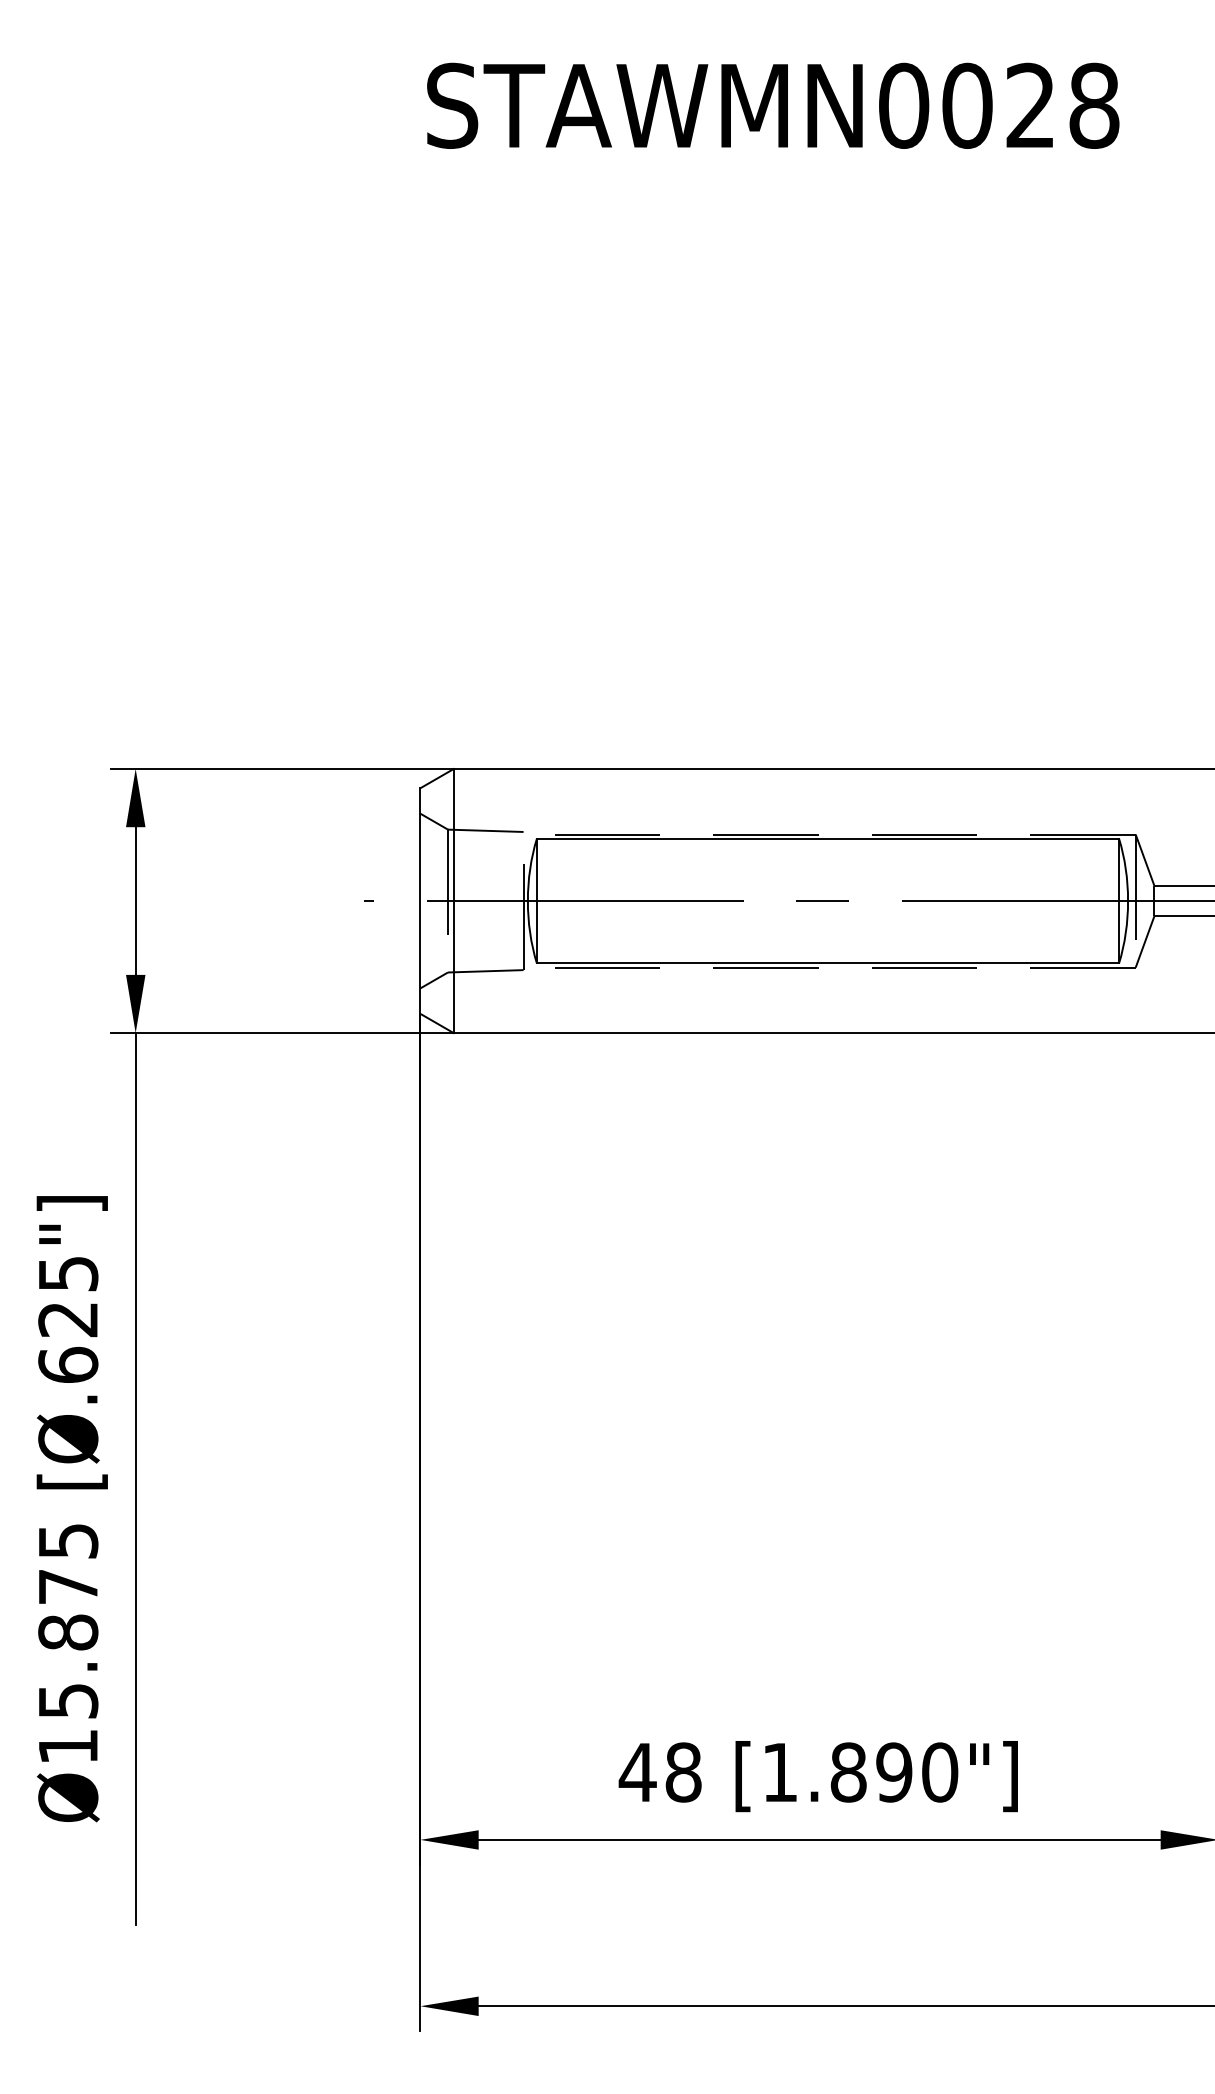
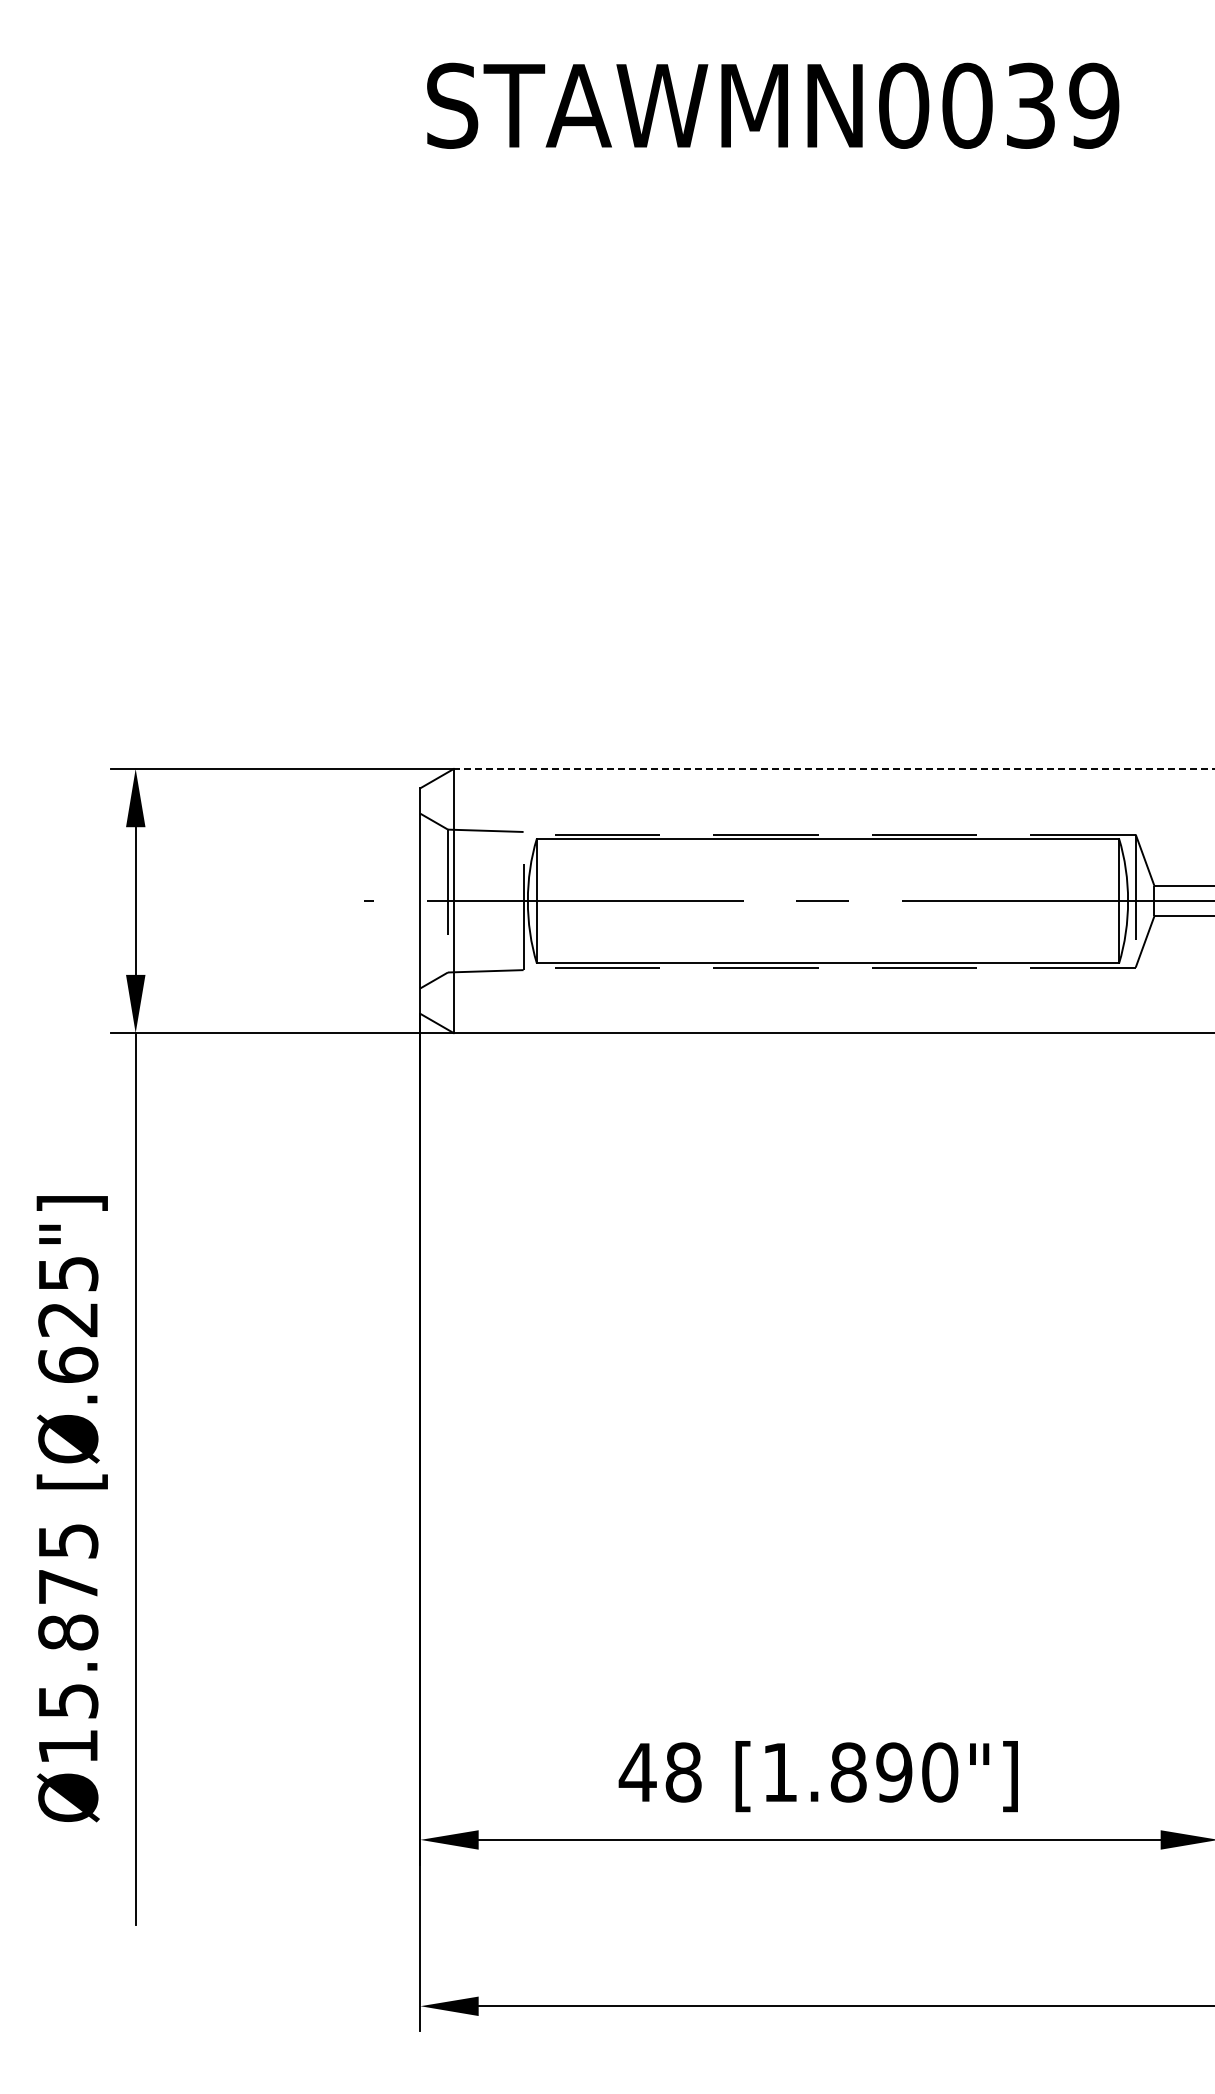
text: STAWMN0028 -> STAWMN0039 (1062, 105)
line: solid -> dashed (834, 769)
